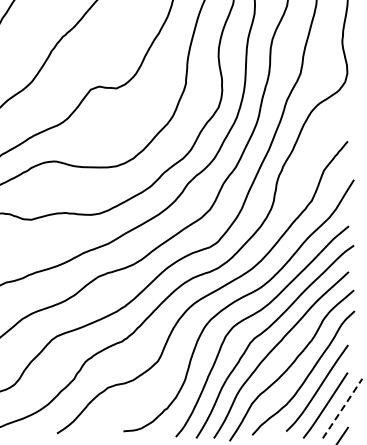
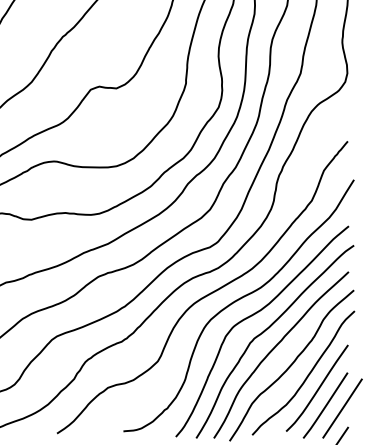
line: dashed -> solid (343, 407)
